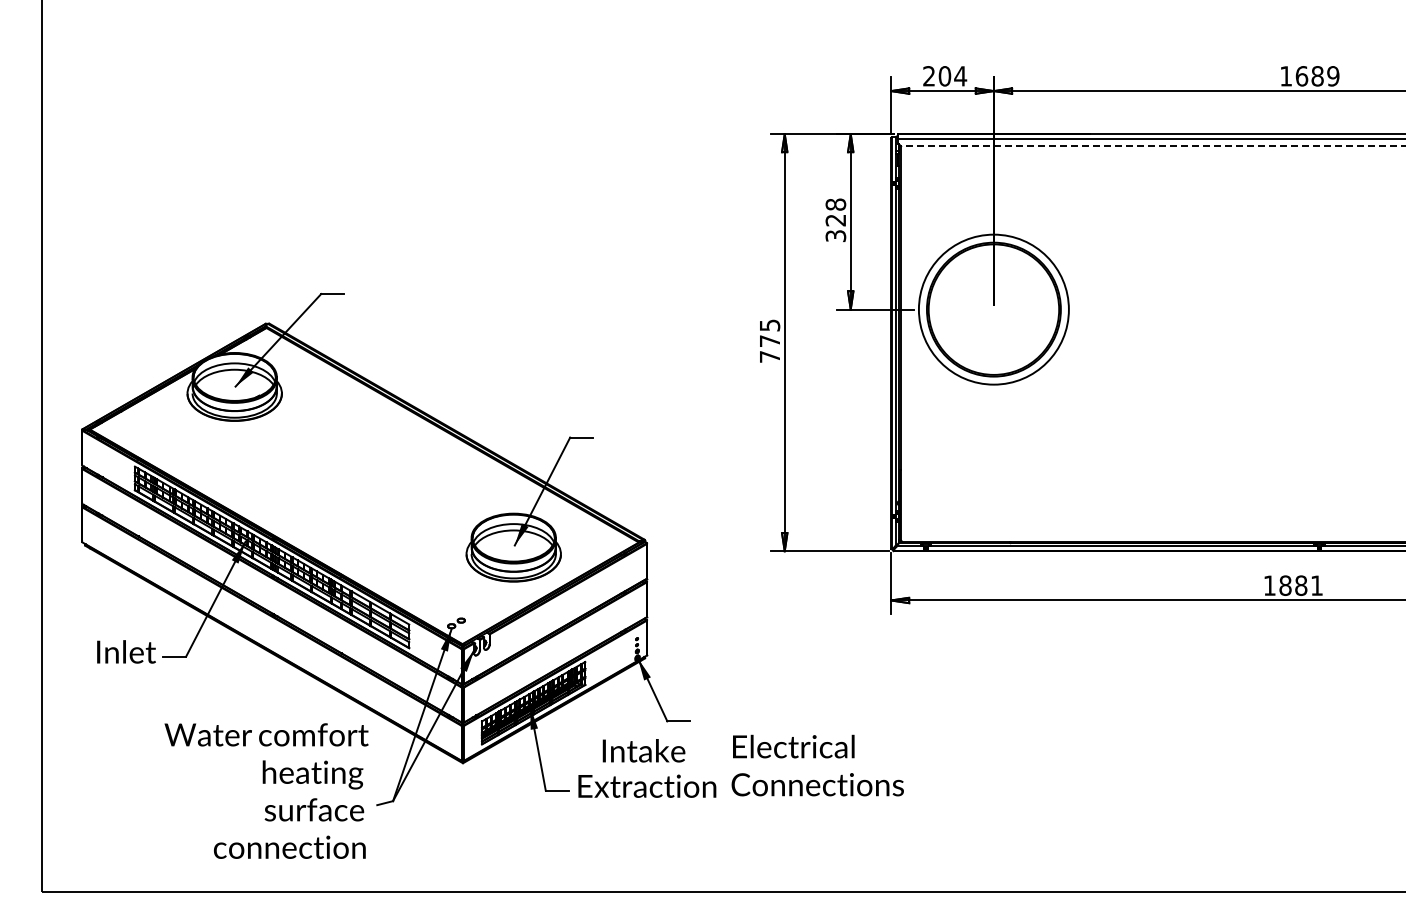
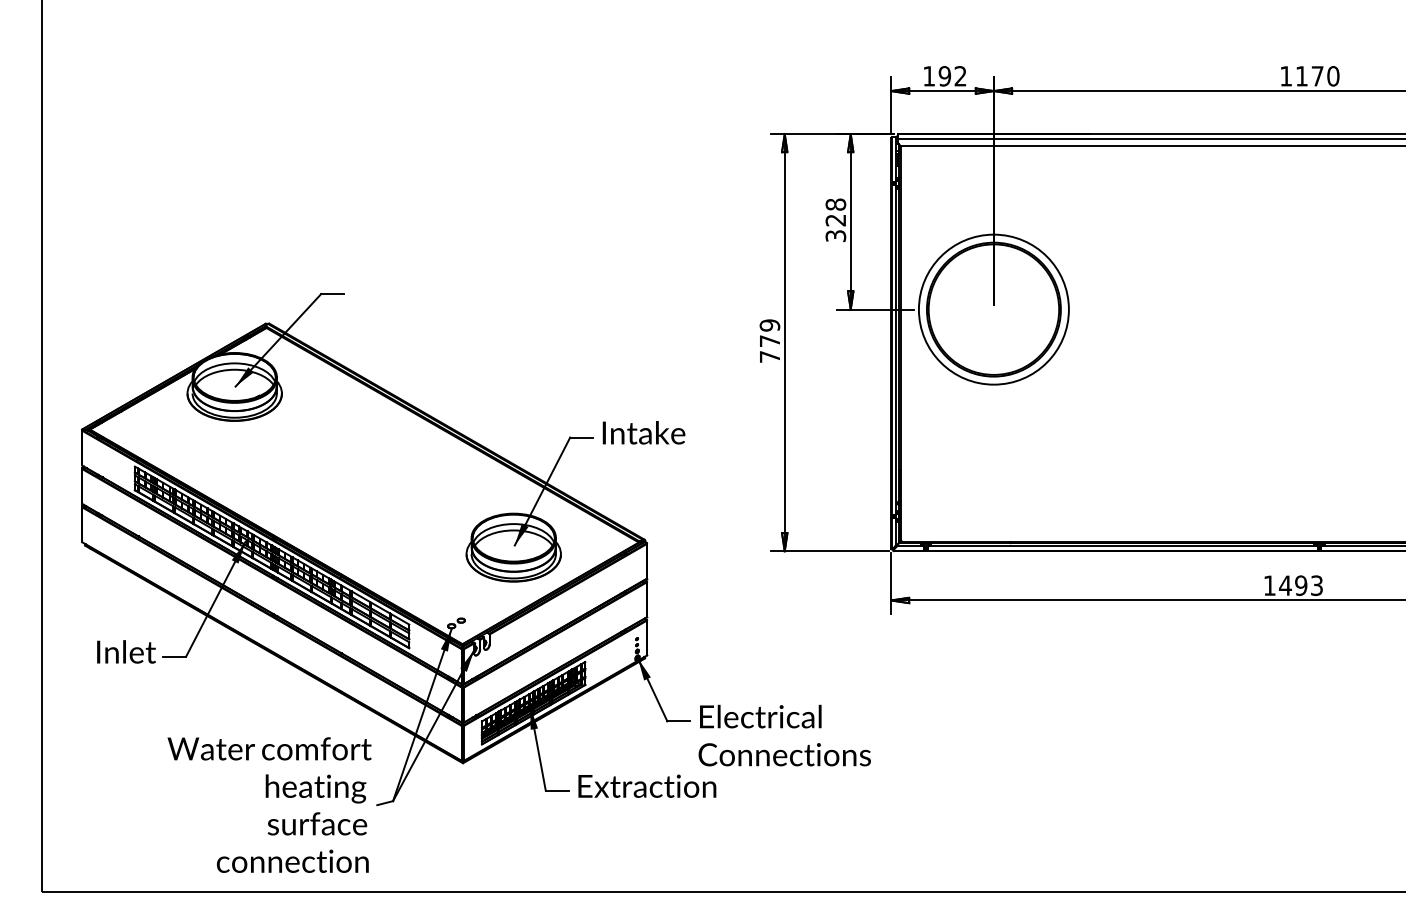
text: 204 -> 192 (945, 76)
text: 1689 -> 1170 (1317, 76)
line: dashed -> solid (1152, 146)
text: 775 -> 779 (769, 325)
text: 1881 -> 1493 (1300, 585)
text position: (643, 750) -> (643, 432) (643, 432)
text position: (817, 765) -> (784, 735) (784, 735)
text position: (266, 790) -> (269, 804) (269, 804)
